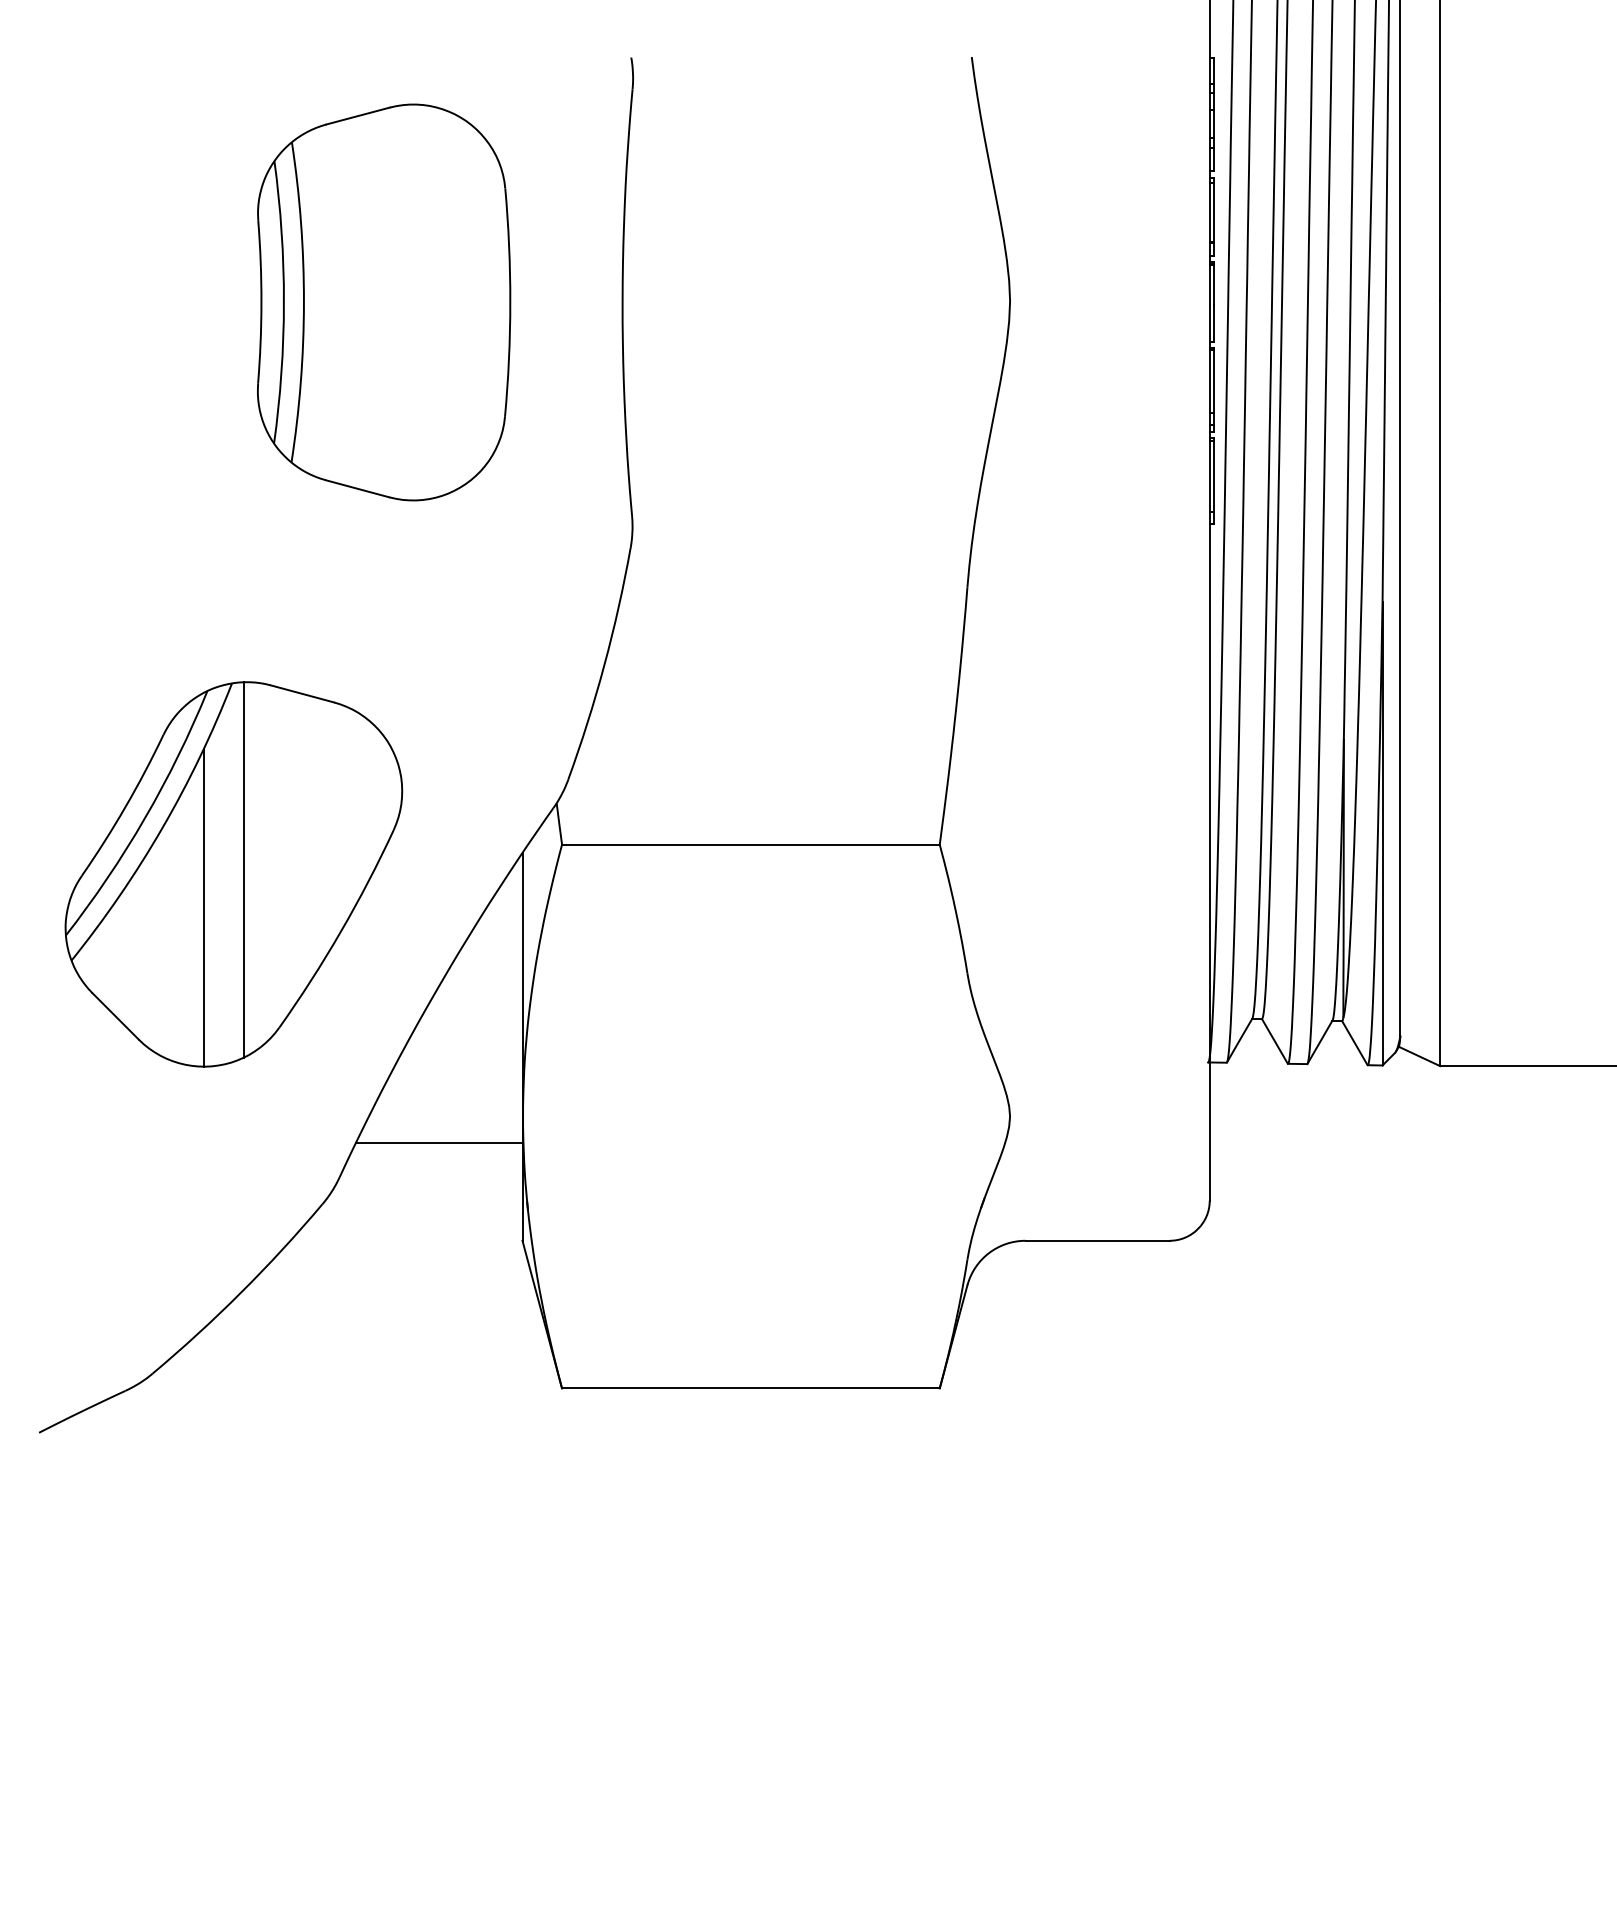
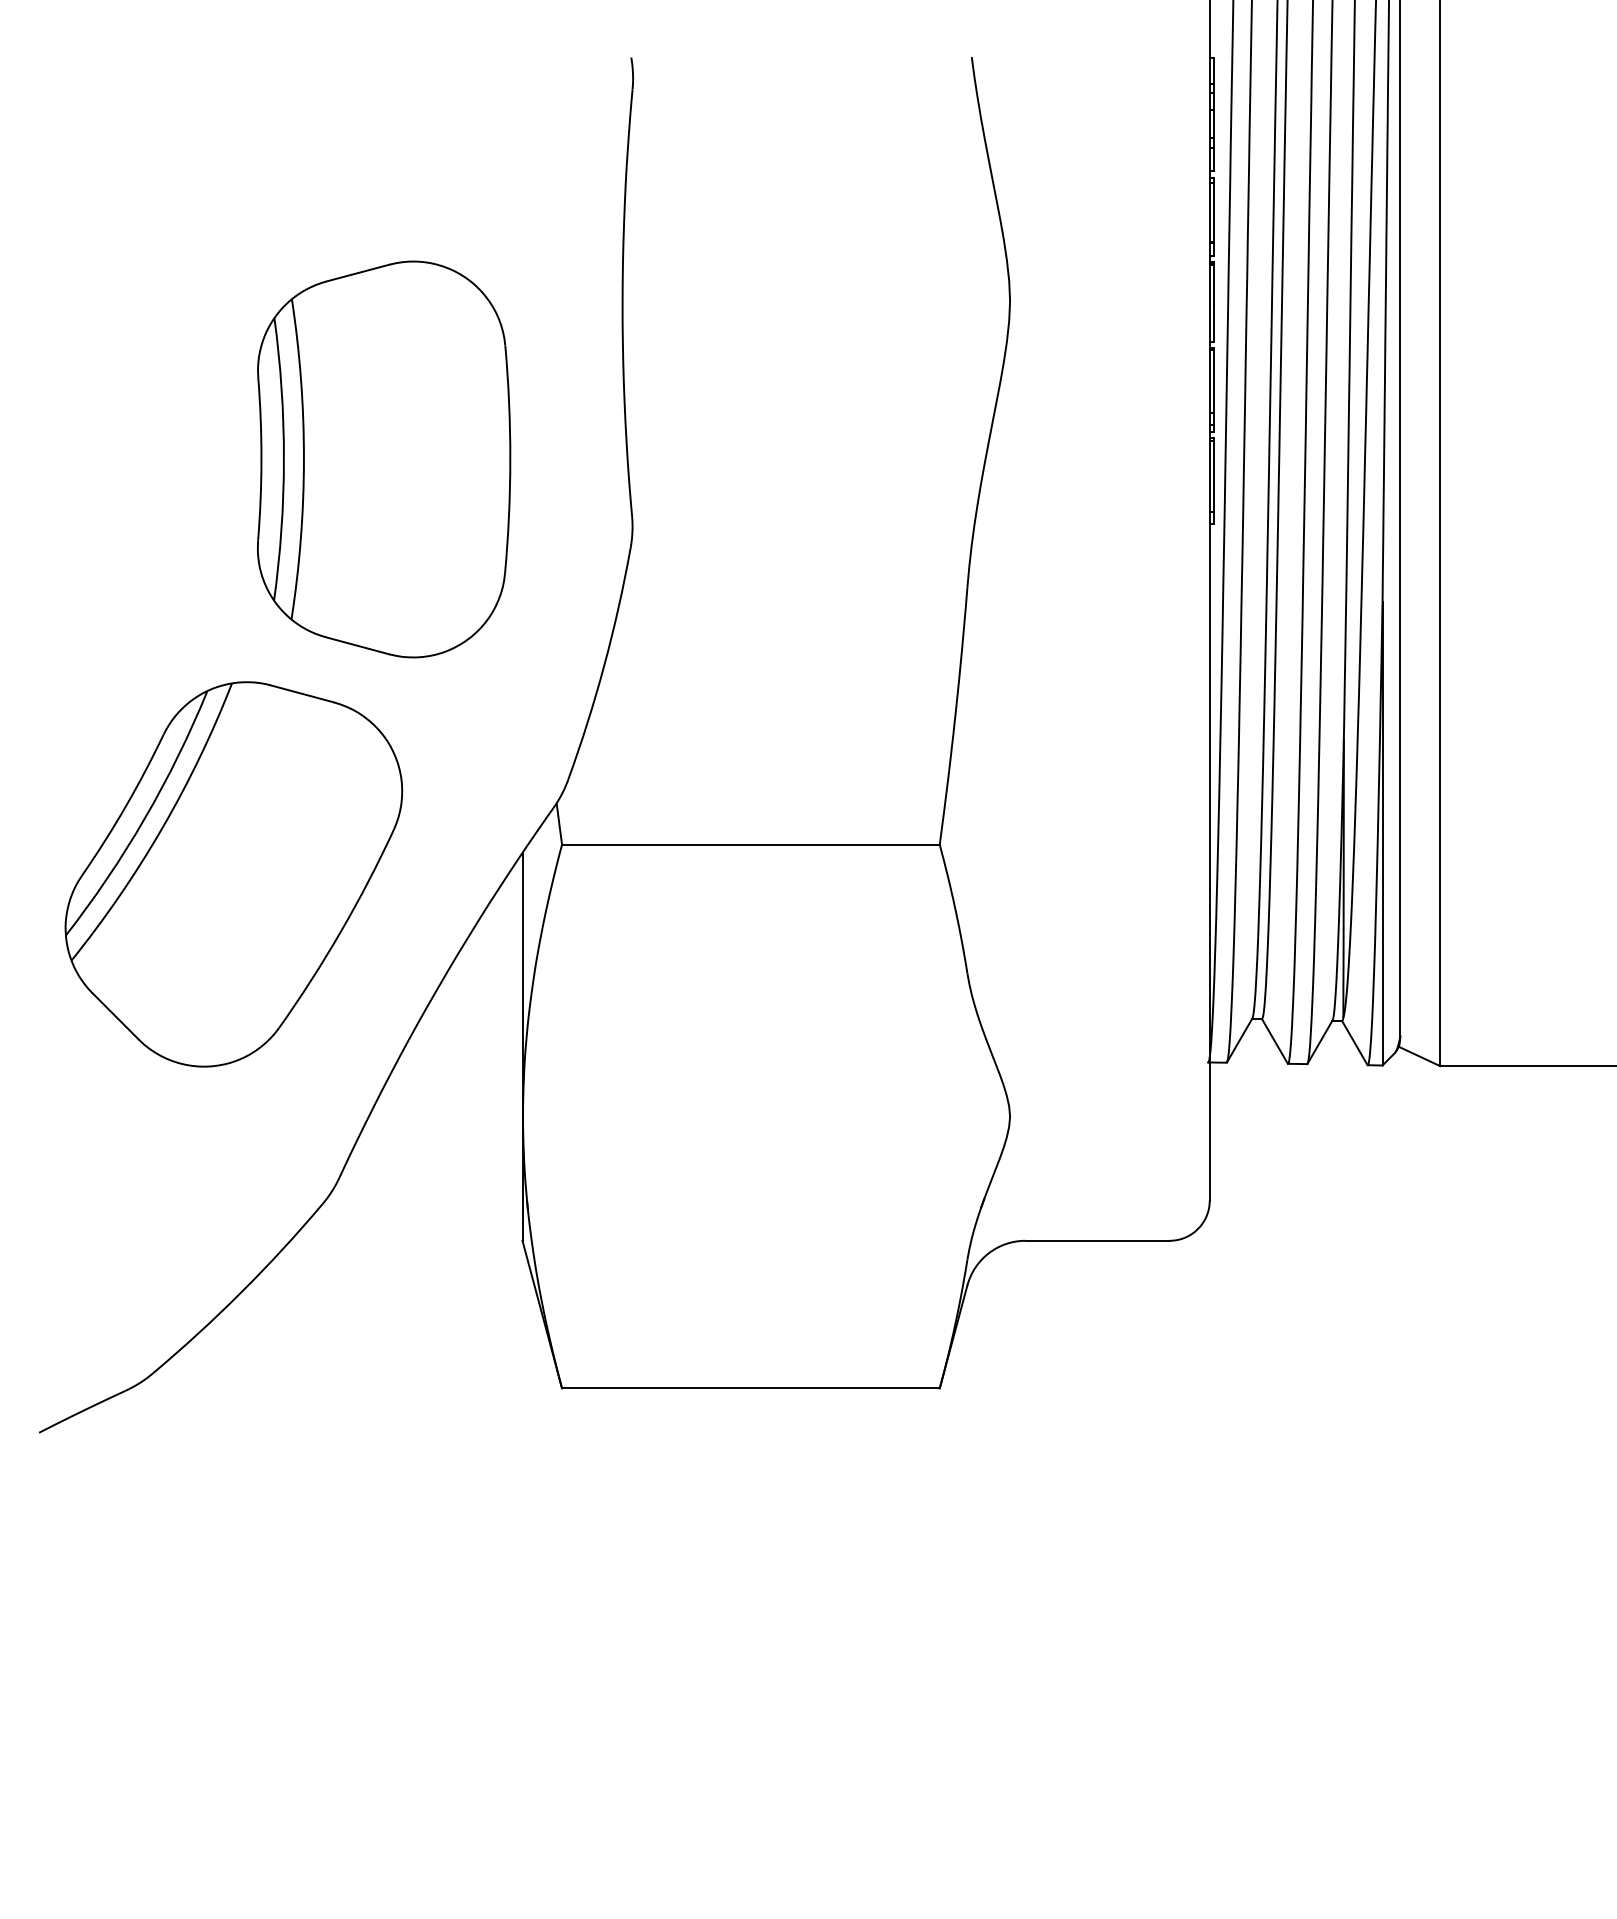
part position: (384, 302) -> (384, 459) (384, 459)
line: present -> none (243, 869)
line: present -> none (203, 907)
line: present -> none (439, 1142)
